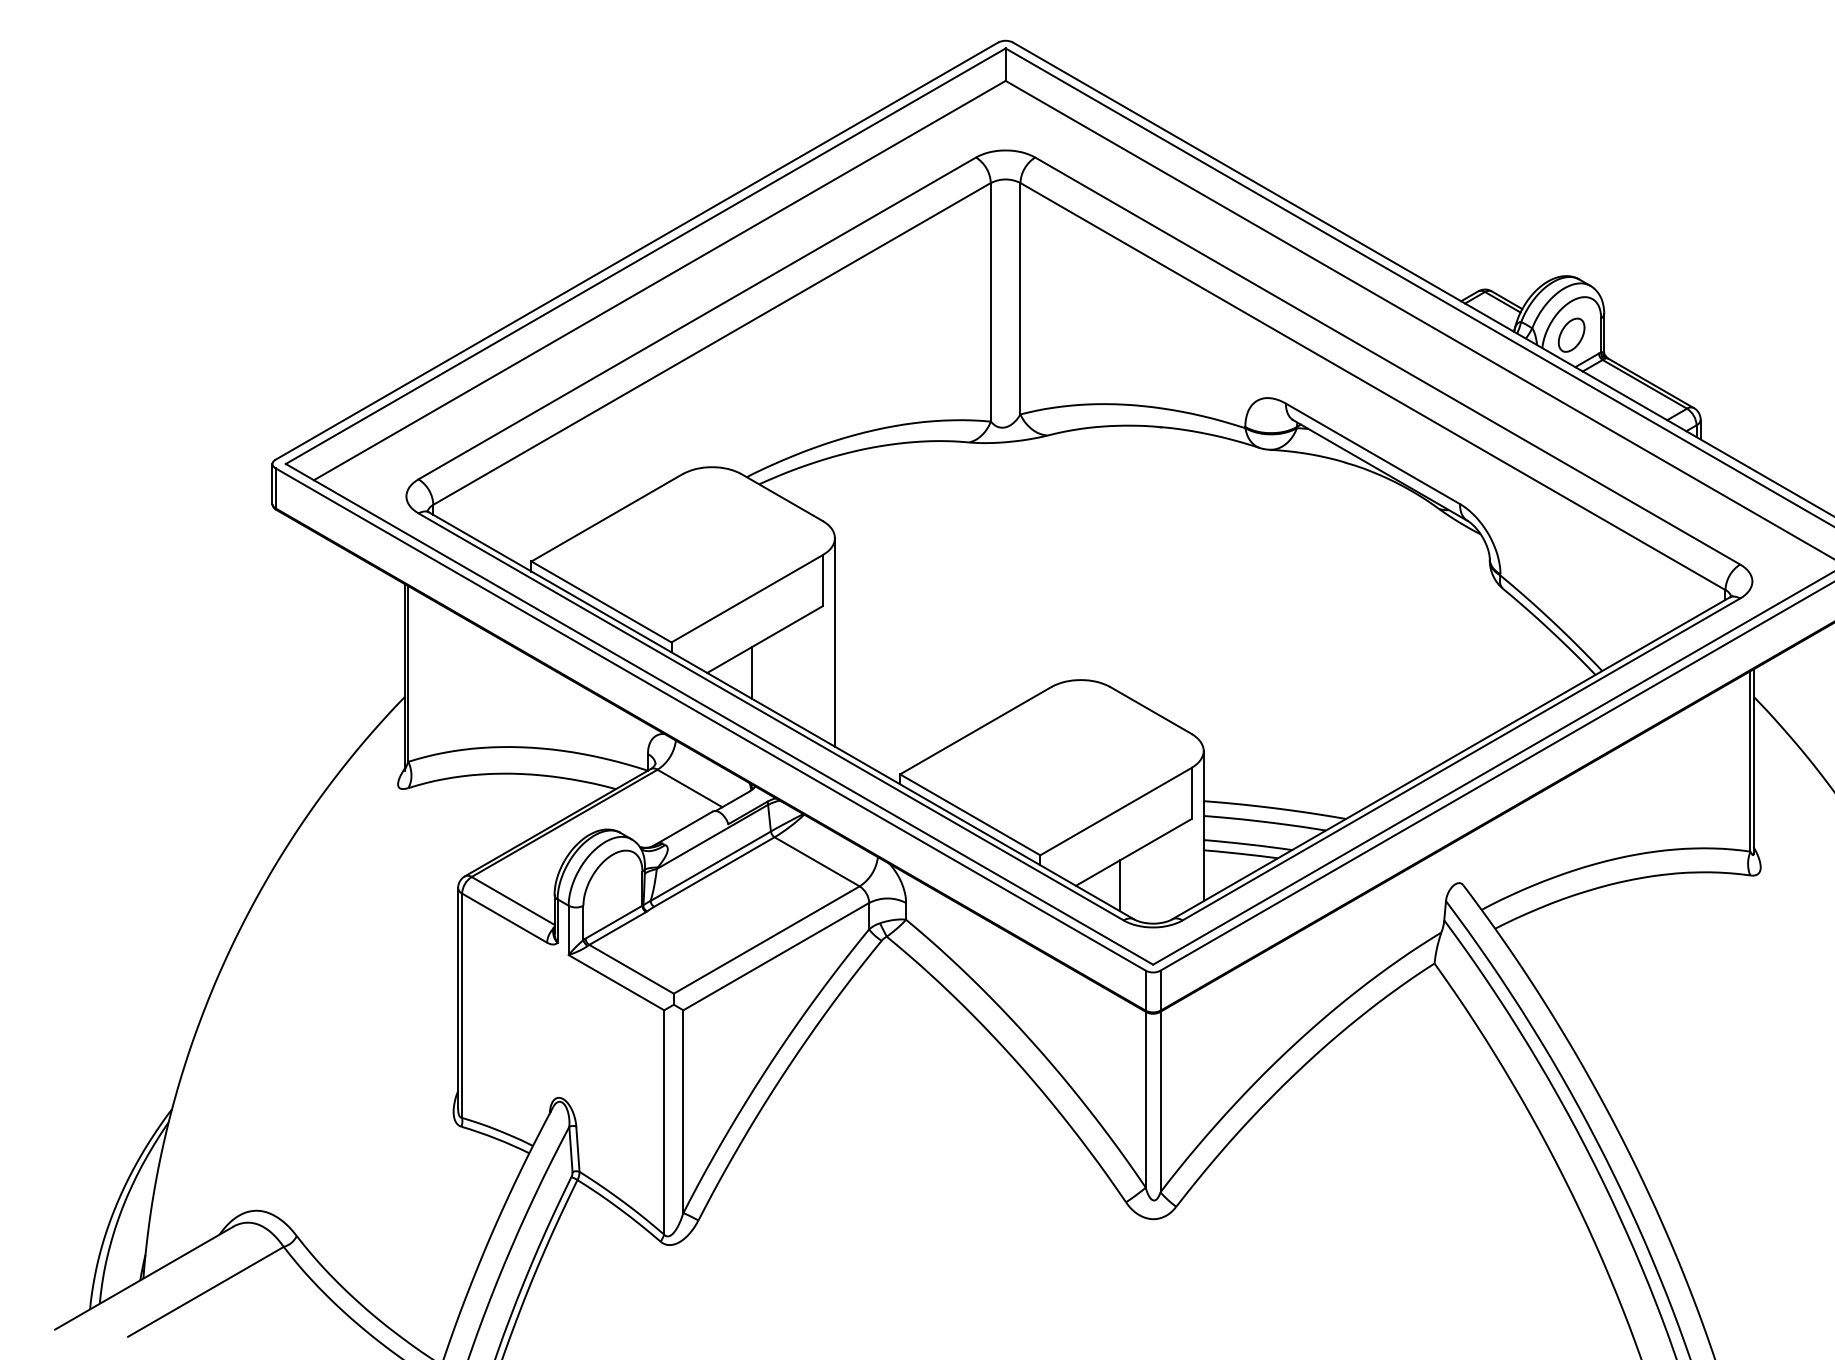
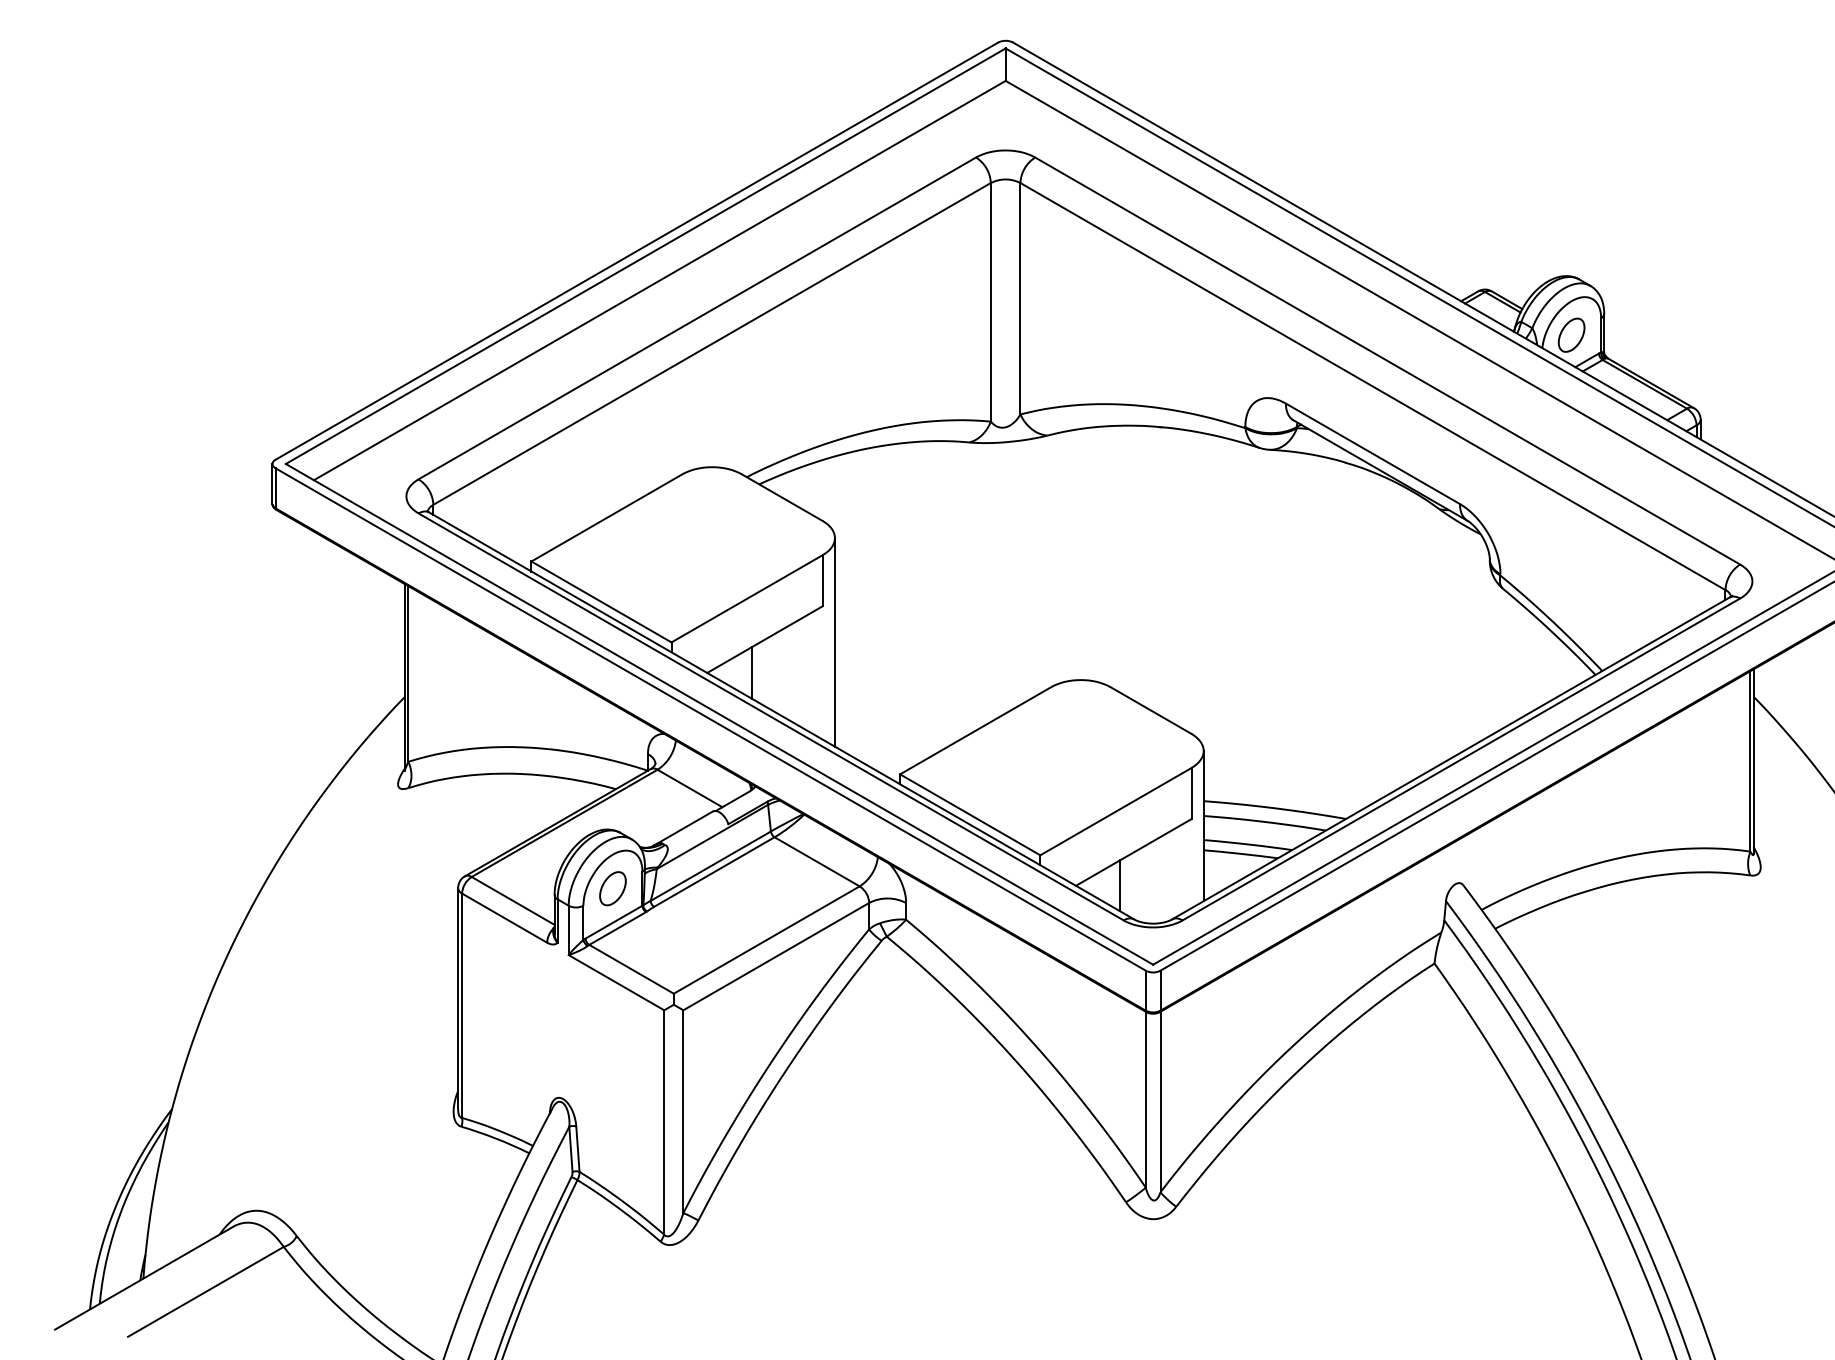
part: none -> present (612, 888)
